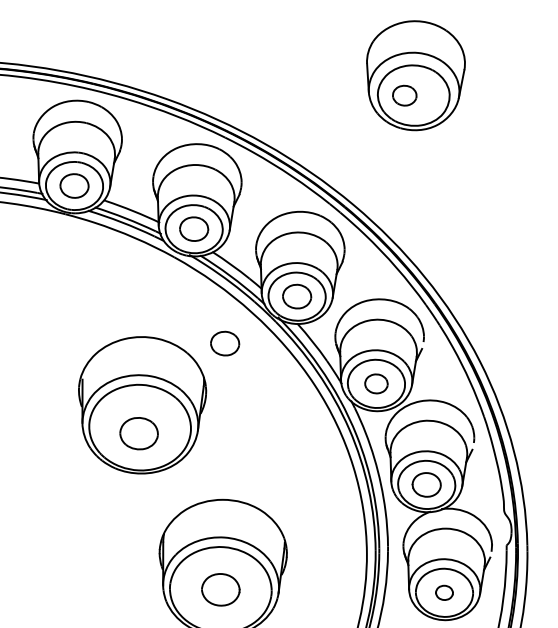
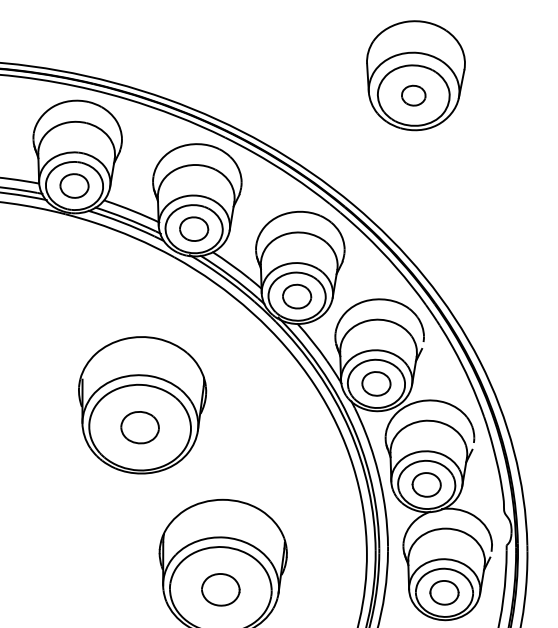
part position: (404, 95) -> (413, 95) (413, 95)
part: present -> none (225, 343)
part size: 25x22 px -> 31x26 px (376, 383)
part position: (138, 433) -> (139, 427) (139, 427)
part size: 19x17 px -> 31x26 px (444, 592)
